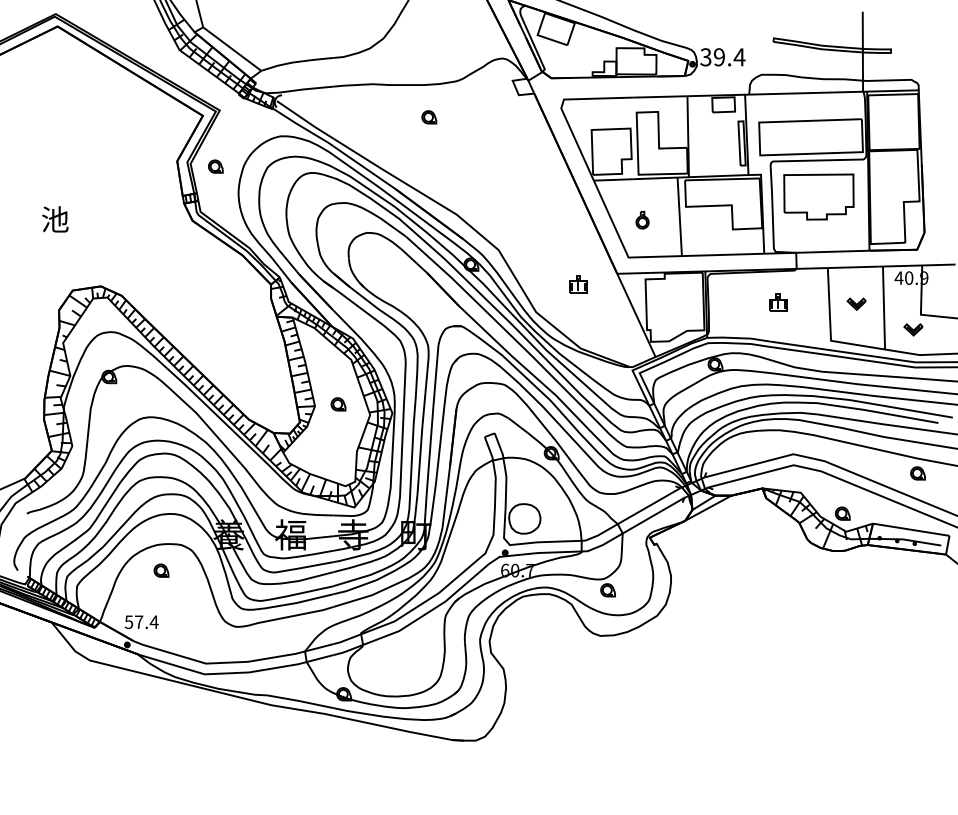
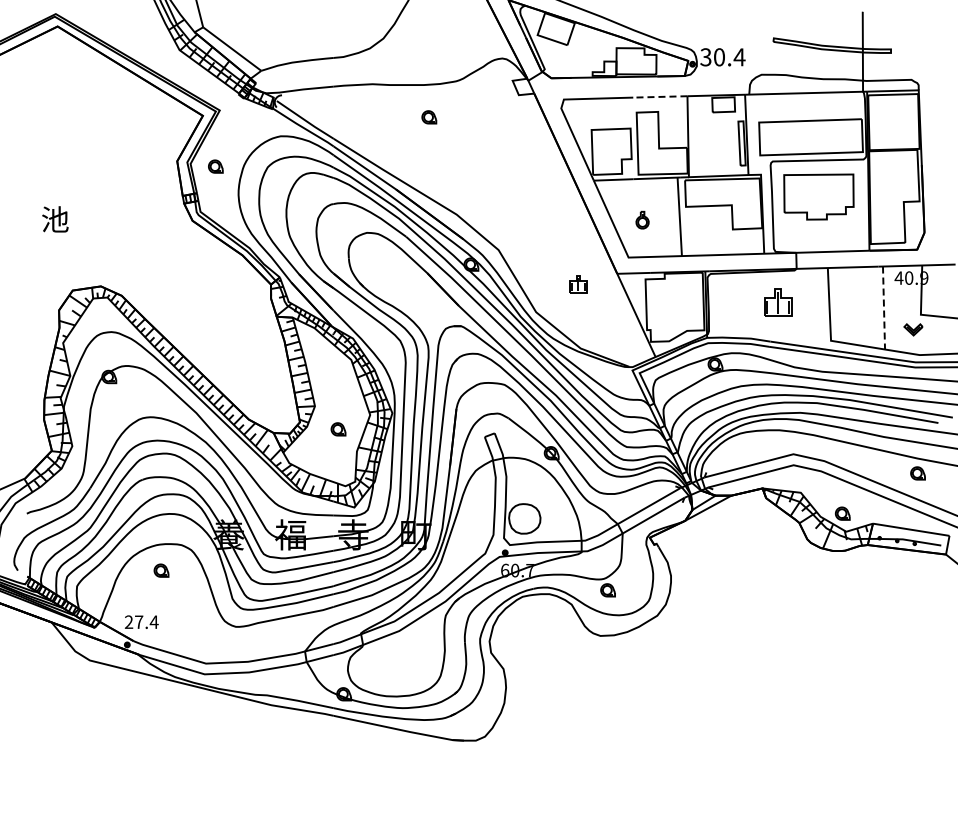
text: 39.4 -> 30.4 (718, 57)
line: solid -> dashed (659, 96)
part size: 19x19 px -> 29x29 px (778, 302)
part: present -> none (856, 303)
line: solid -> dashed (884, 308)
part position: (338, 404) -> (338, 429) (338, 429)
text: 57.4 -> 27.4 (128, 622)
